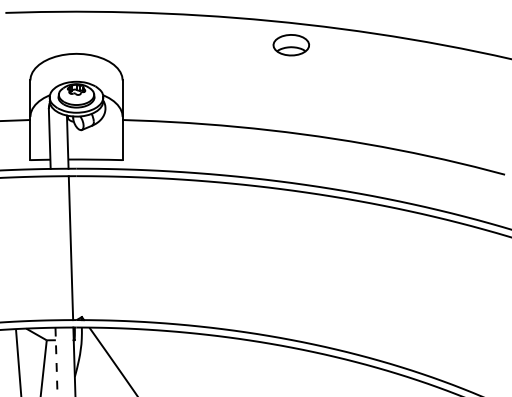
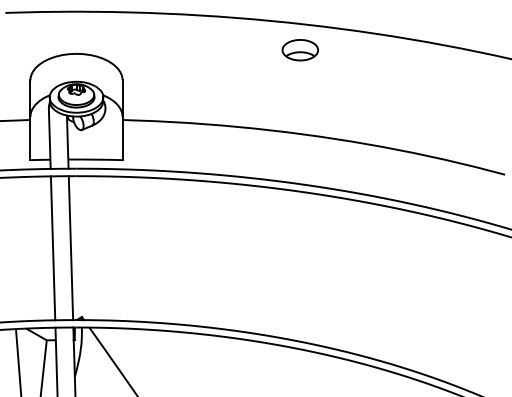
part position: (290, 45) -> (299, 50) (299, 50)
line: none -> present (52, 248)
line: dashed -> solid (56, 362)
